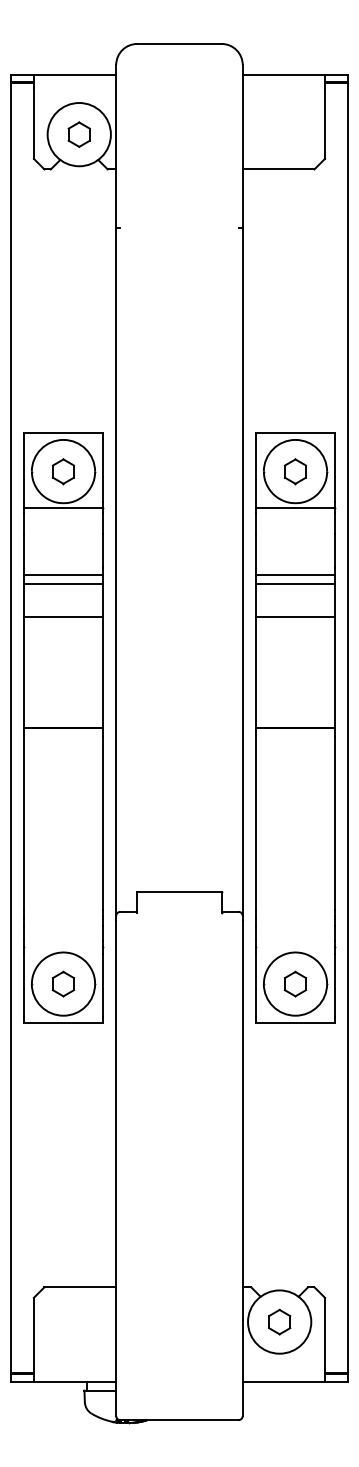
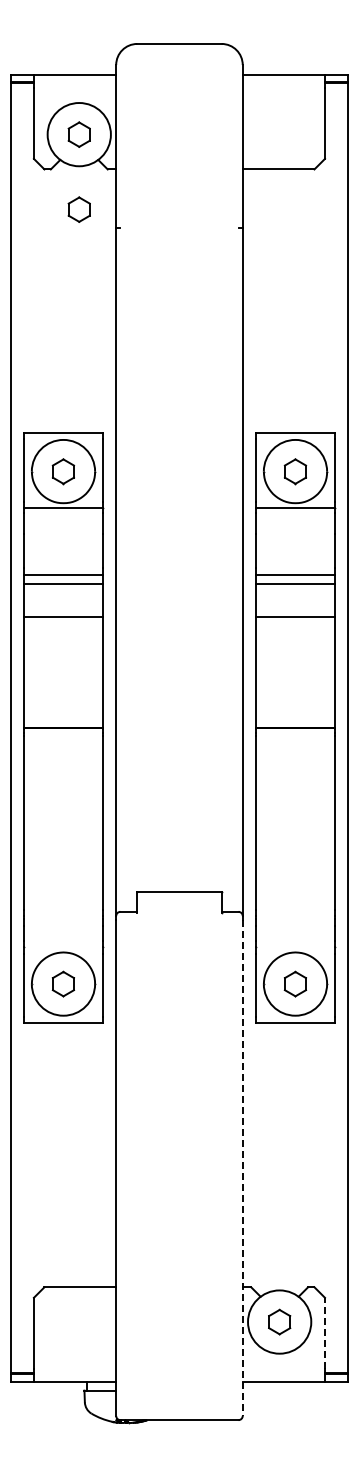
part: none -> present (78, 209)
line: solid -> dashed (242, 1168)
line: solid -> dashed (325, 1333)
